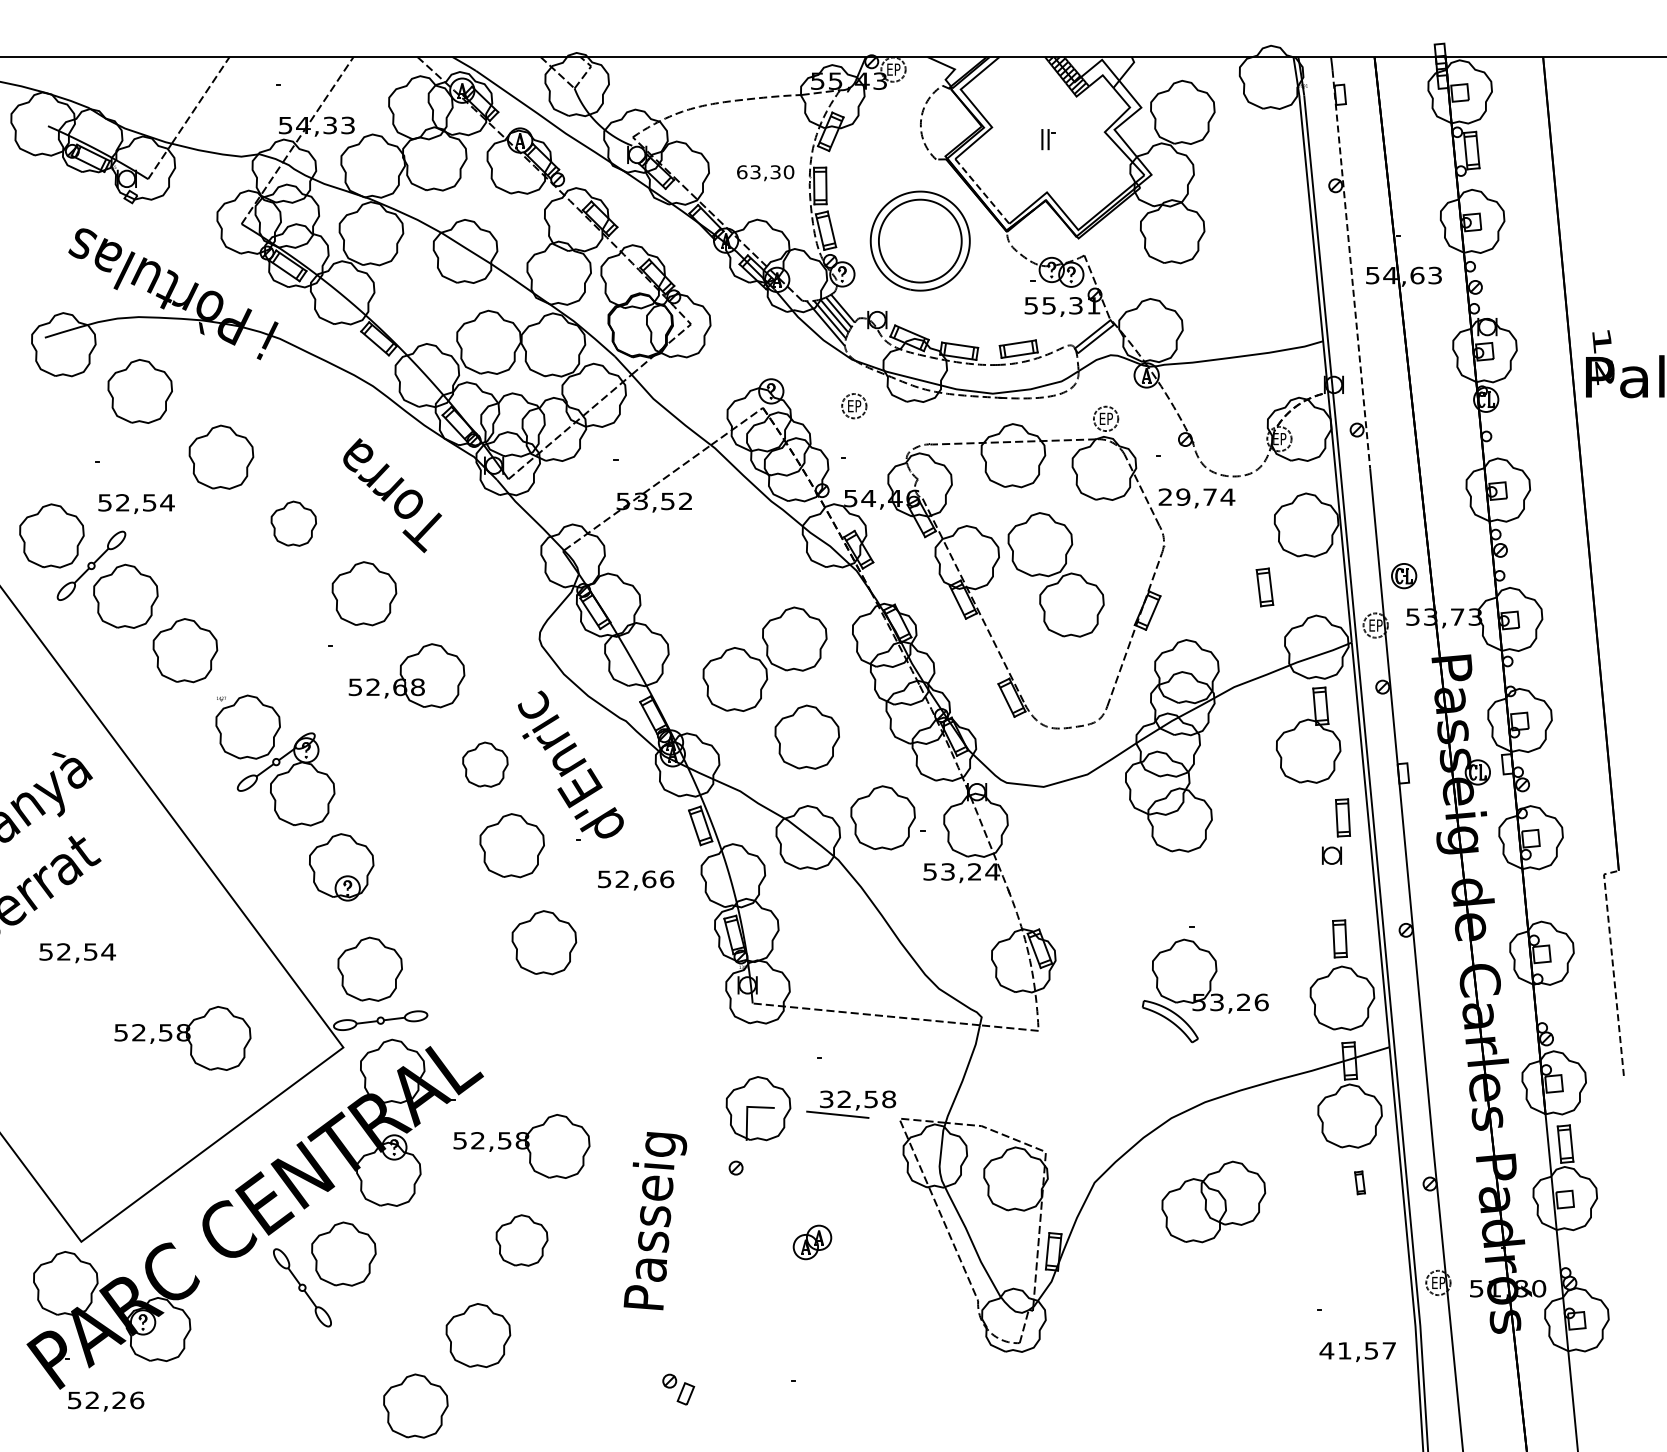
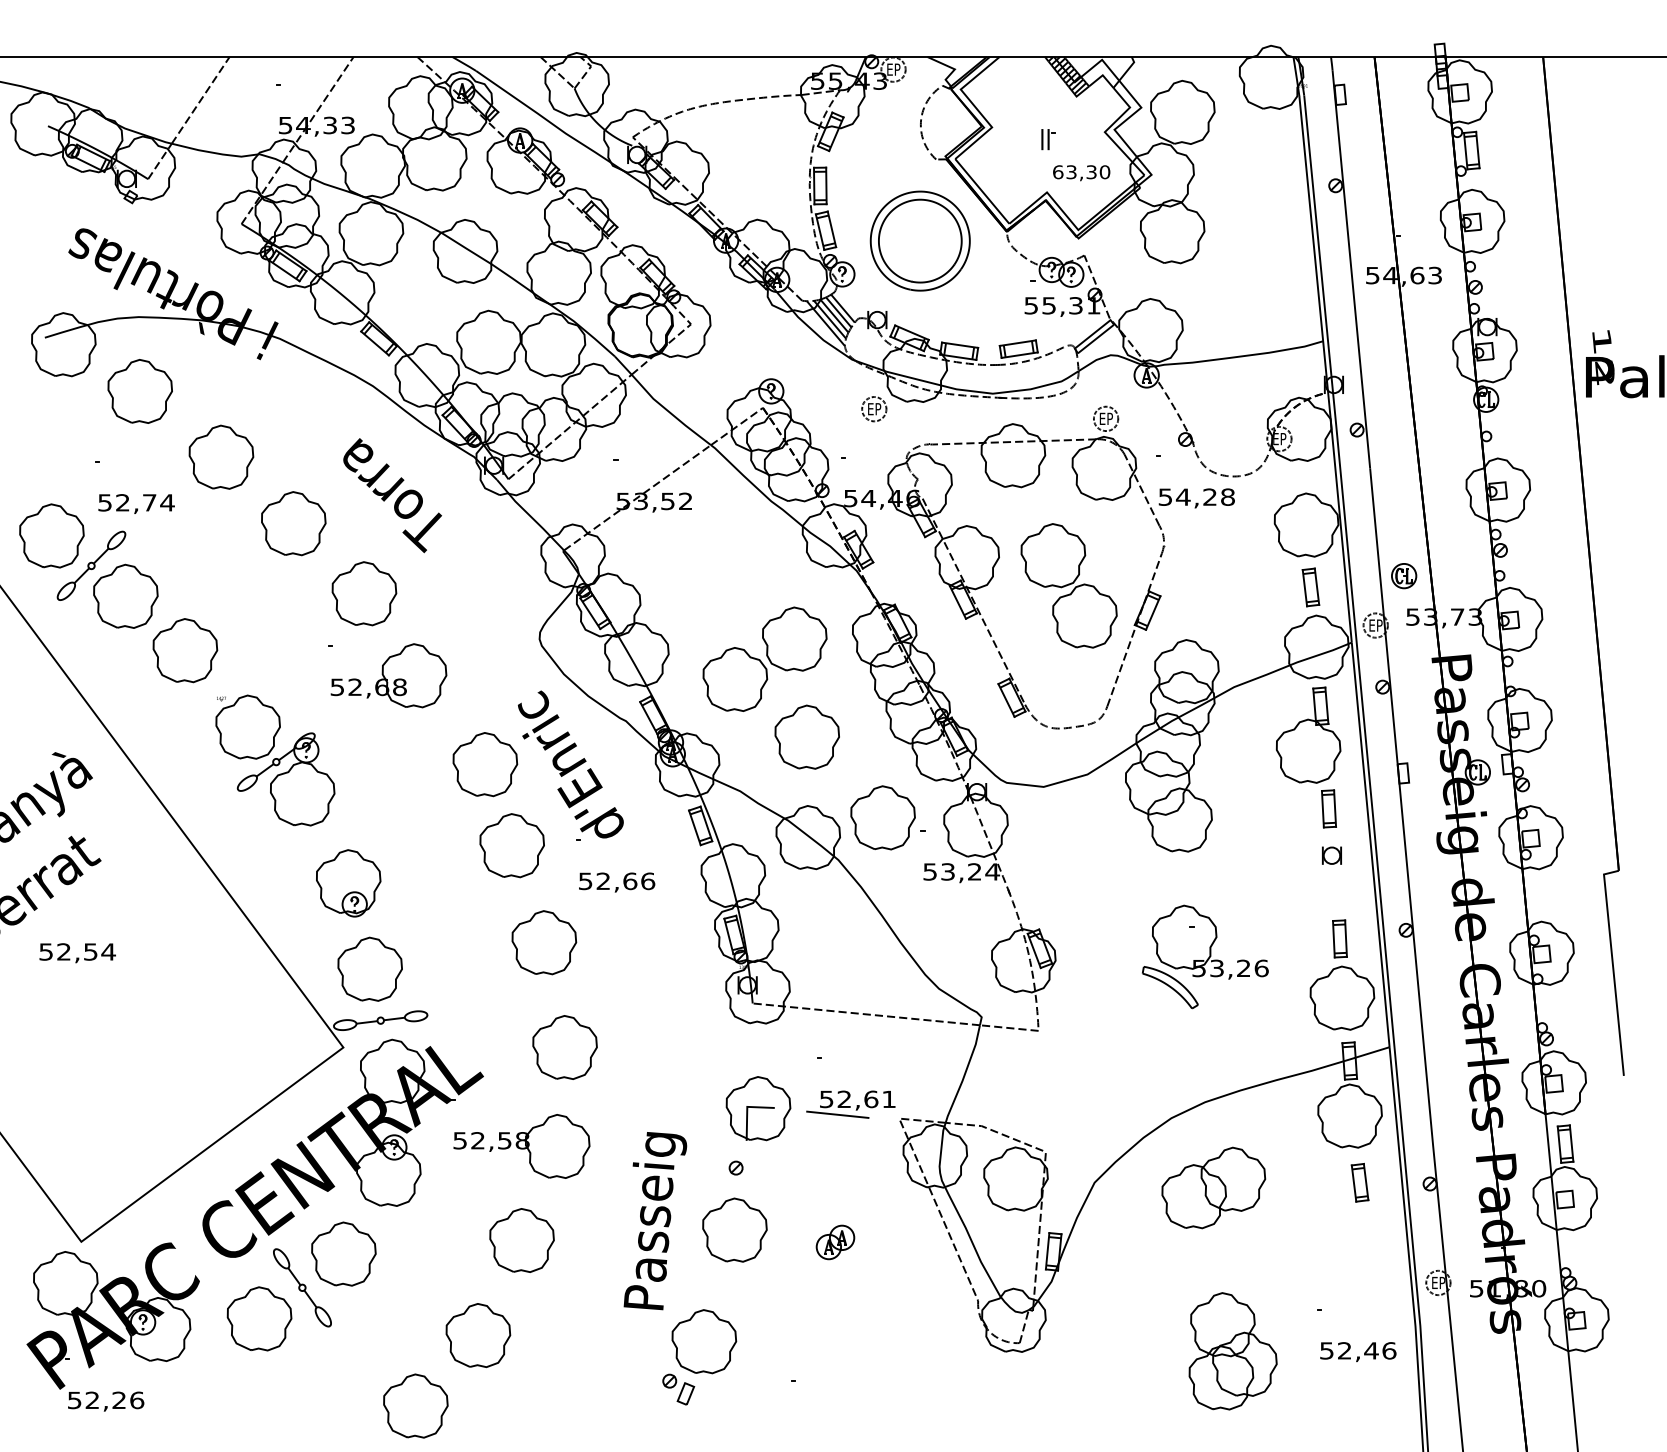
text position: (765, 173) -> (1081, 173) (1081, 173)
line: dashed -> solid (982, 191)
line: dashed -> solid (1351, 269)
part position: (854, 406) -> (874, 409) (874, 409)
text: 29,74 -> 54,28 (1196, 496)
text: 52,54 -> 52,74 (149, 502)
part size: 47x47 px -> 66x66 px (293, 523)
part position: (1055, 574) -> (1068, 585) (1068, 585)
part position: (1264, 587) -> (1310, 587) (1310, 587)
part position: (406, 675) -> (388, 675) (388, 675)
part size: 47x47 px -> 67x66 px (485, 764)
part position: (1342, 817) -> (1328, 808) (1328, 808)
part position: (341, 867) -> (348, 883) (348, 883)
text position: (636, 880) -> (617, 882) (617, 882)
line: dashed -> solid (1613, 966)
part position: (1205, 990) -> (1205, 956) (1205, 956)
part: present -> none (182, 1038)
part: none -> present (564, 1047)
text: 32,58 -> 52,61 (858, 1099)
part size: 12x26 px -> 20x40 px (1359, 1182)
part position: (1213, 1201) -> (1213, 1187) (1213, 1187)
part: none -> present (734, 1229)
part size: 54x53 px -> 66x65 px (521, 1240)
part position: (812, 1242) -> (835, 1242) (835, 1242)
part: none -> present (259, 1318)
part: none -> present (704, 1341)
text: 41,57 -> 52,46 (1357, 1350)
part: none -> present (1232, 1351)
